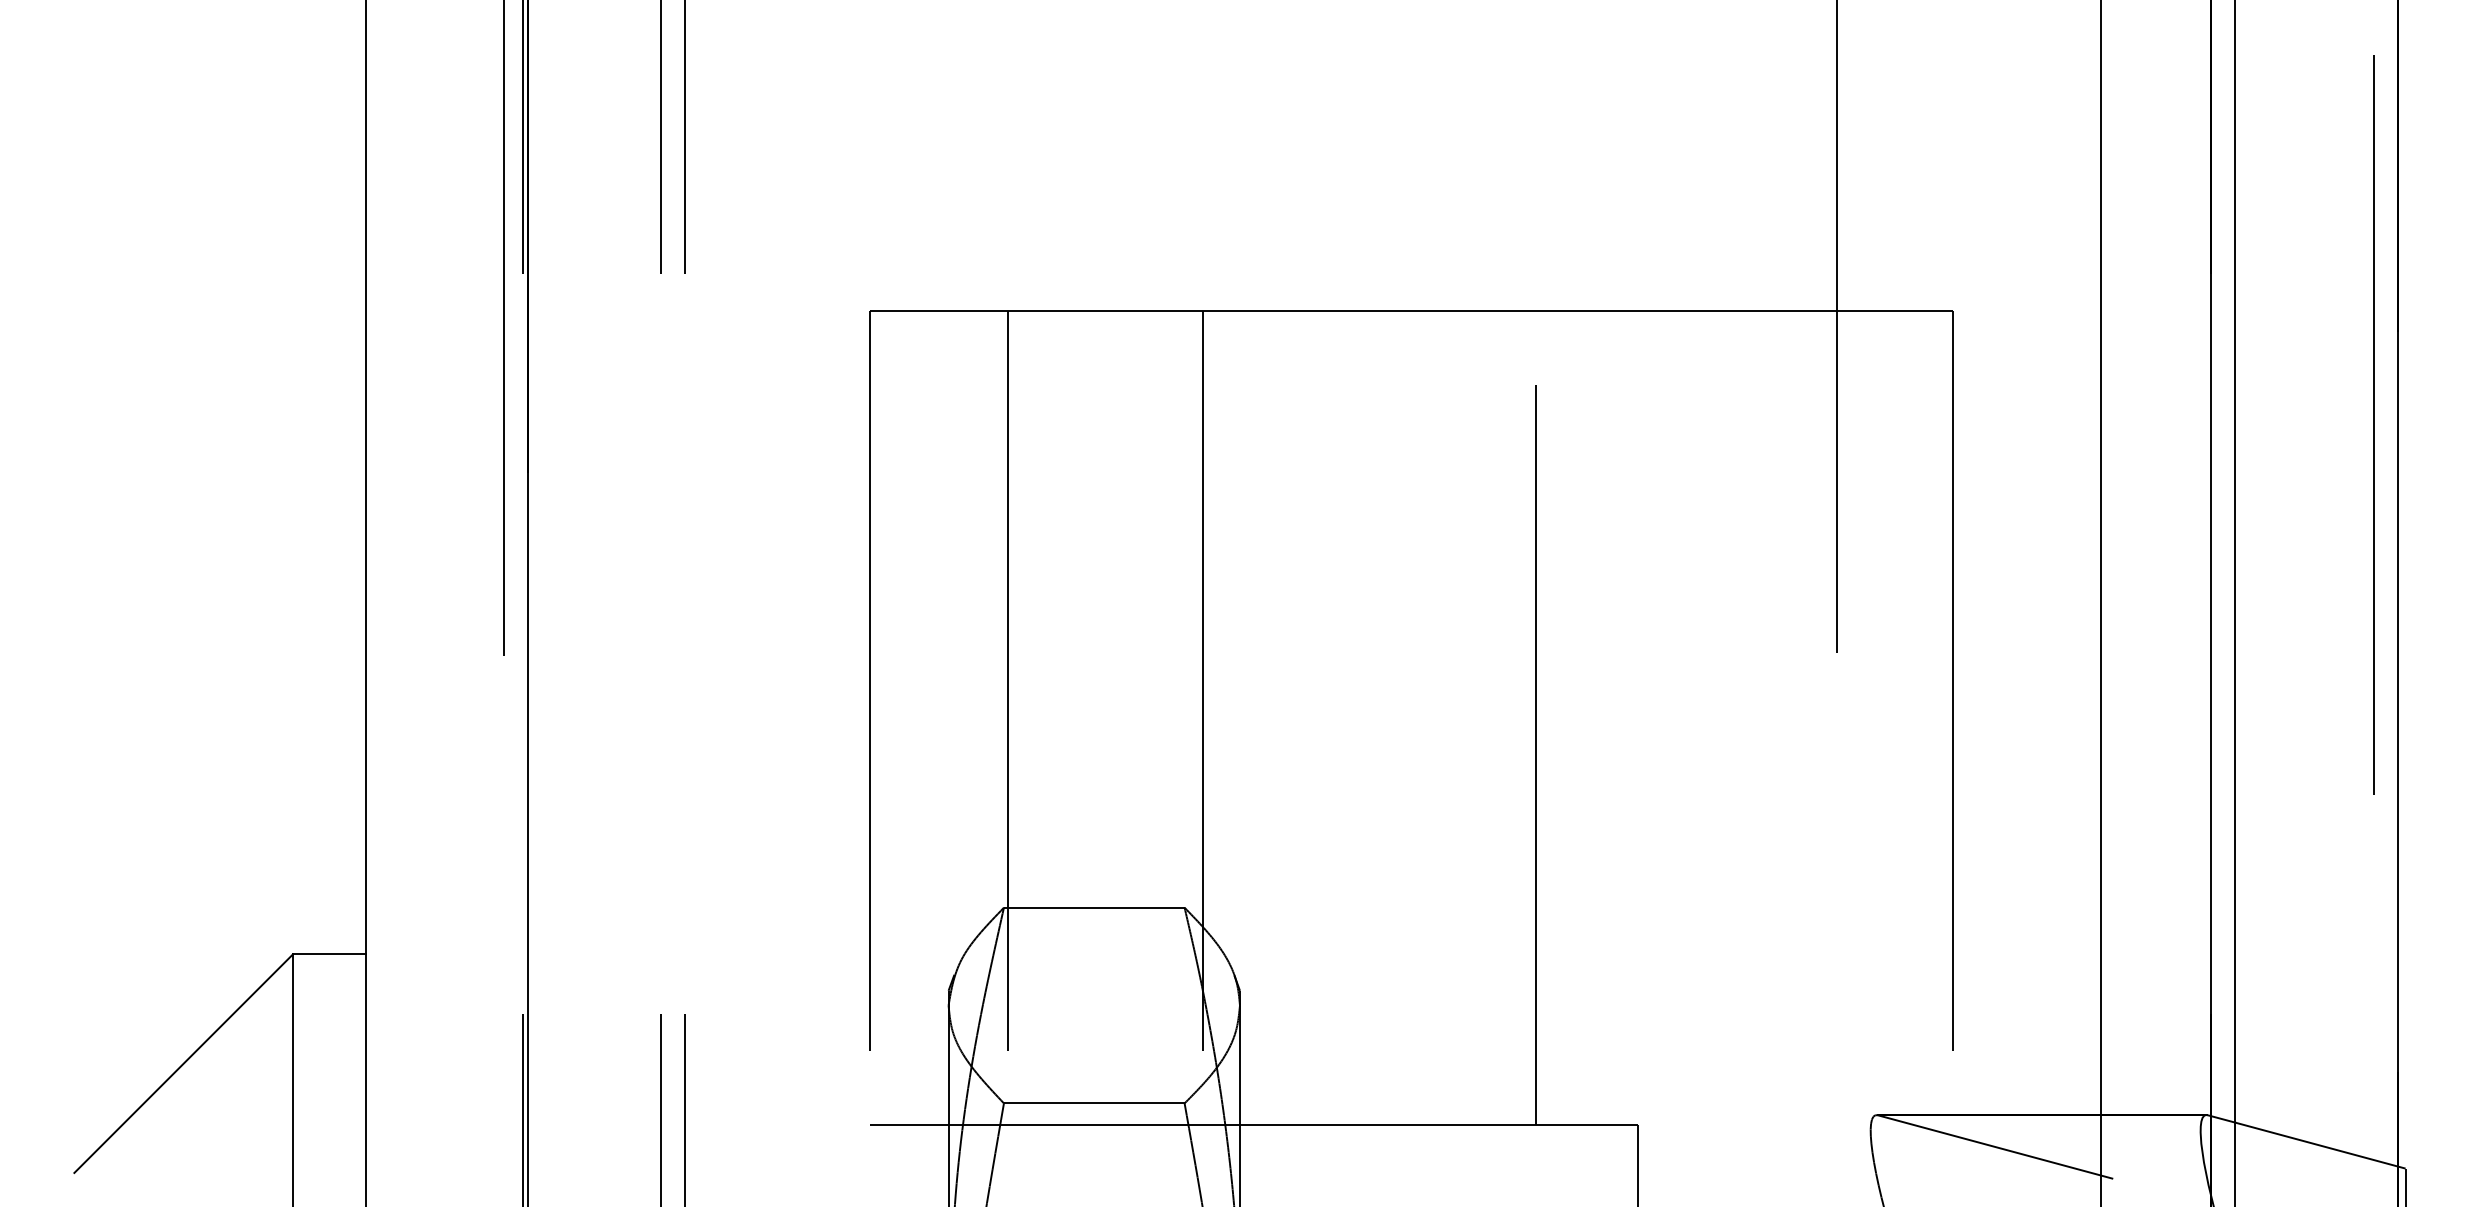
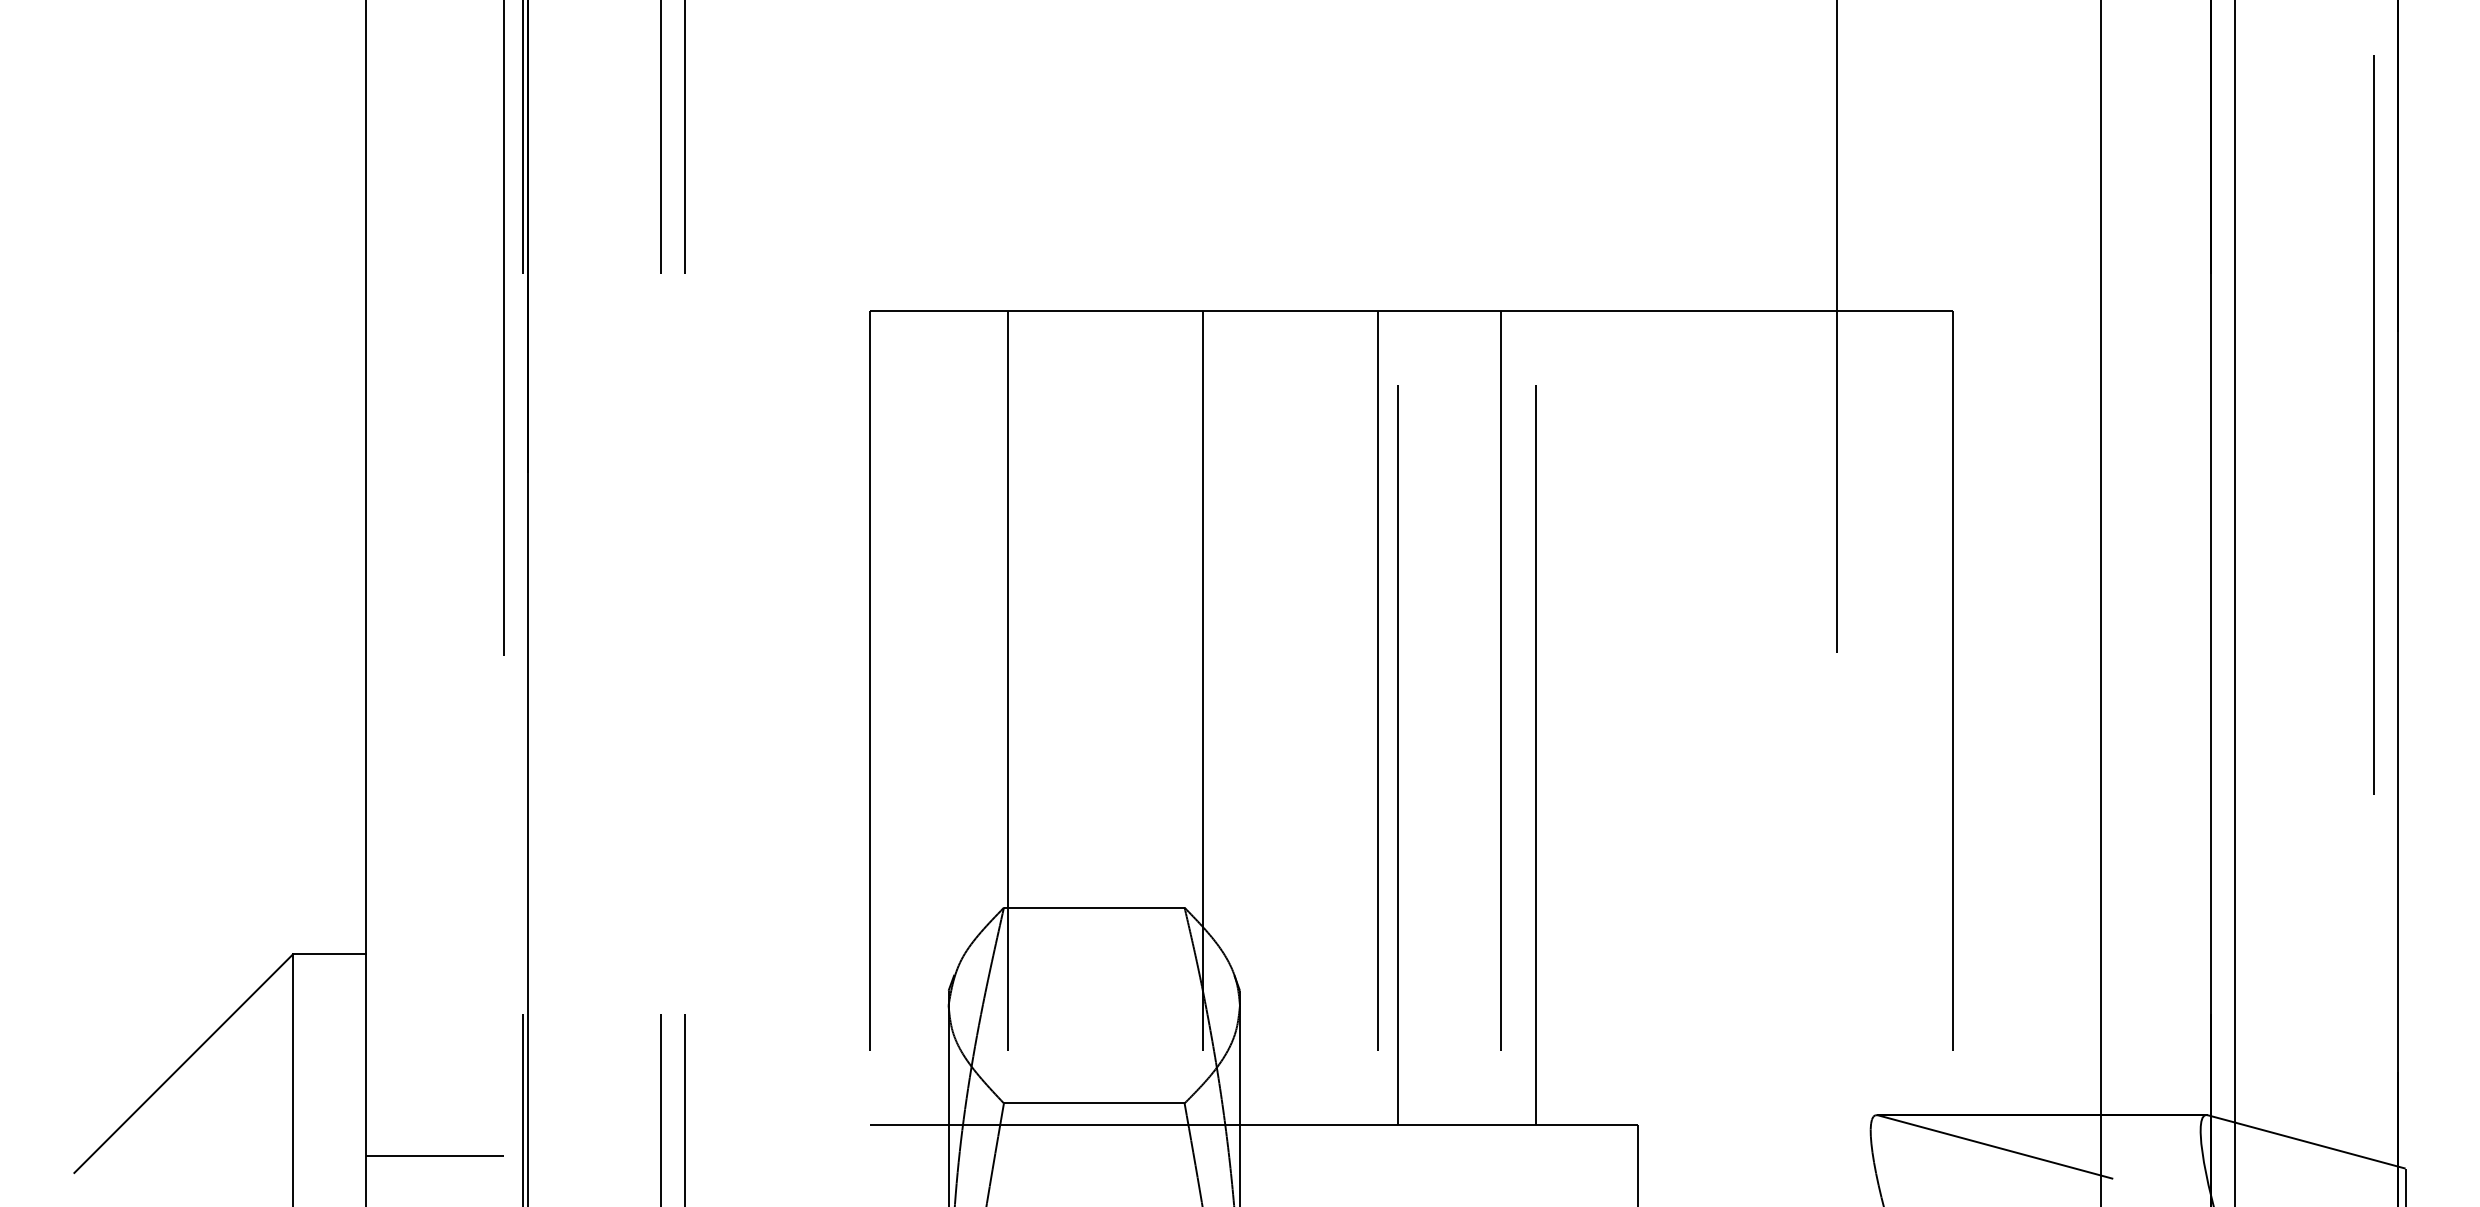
line: none -> present (1377, 717)
line: none -> present (1397, 717)
line: none -> present (1501, 717)
line: none -> present (434, 1155)
